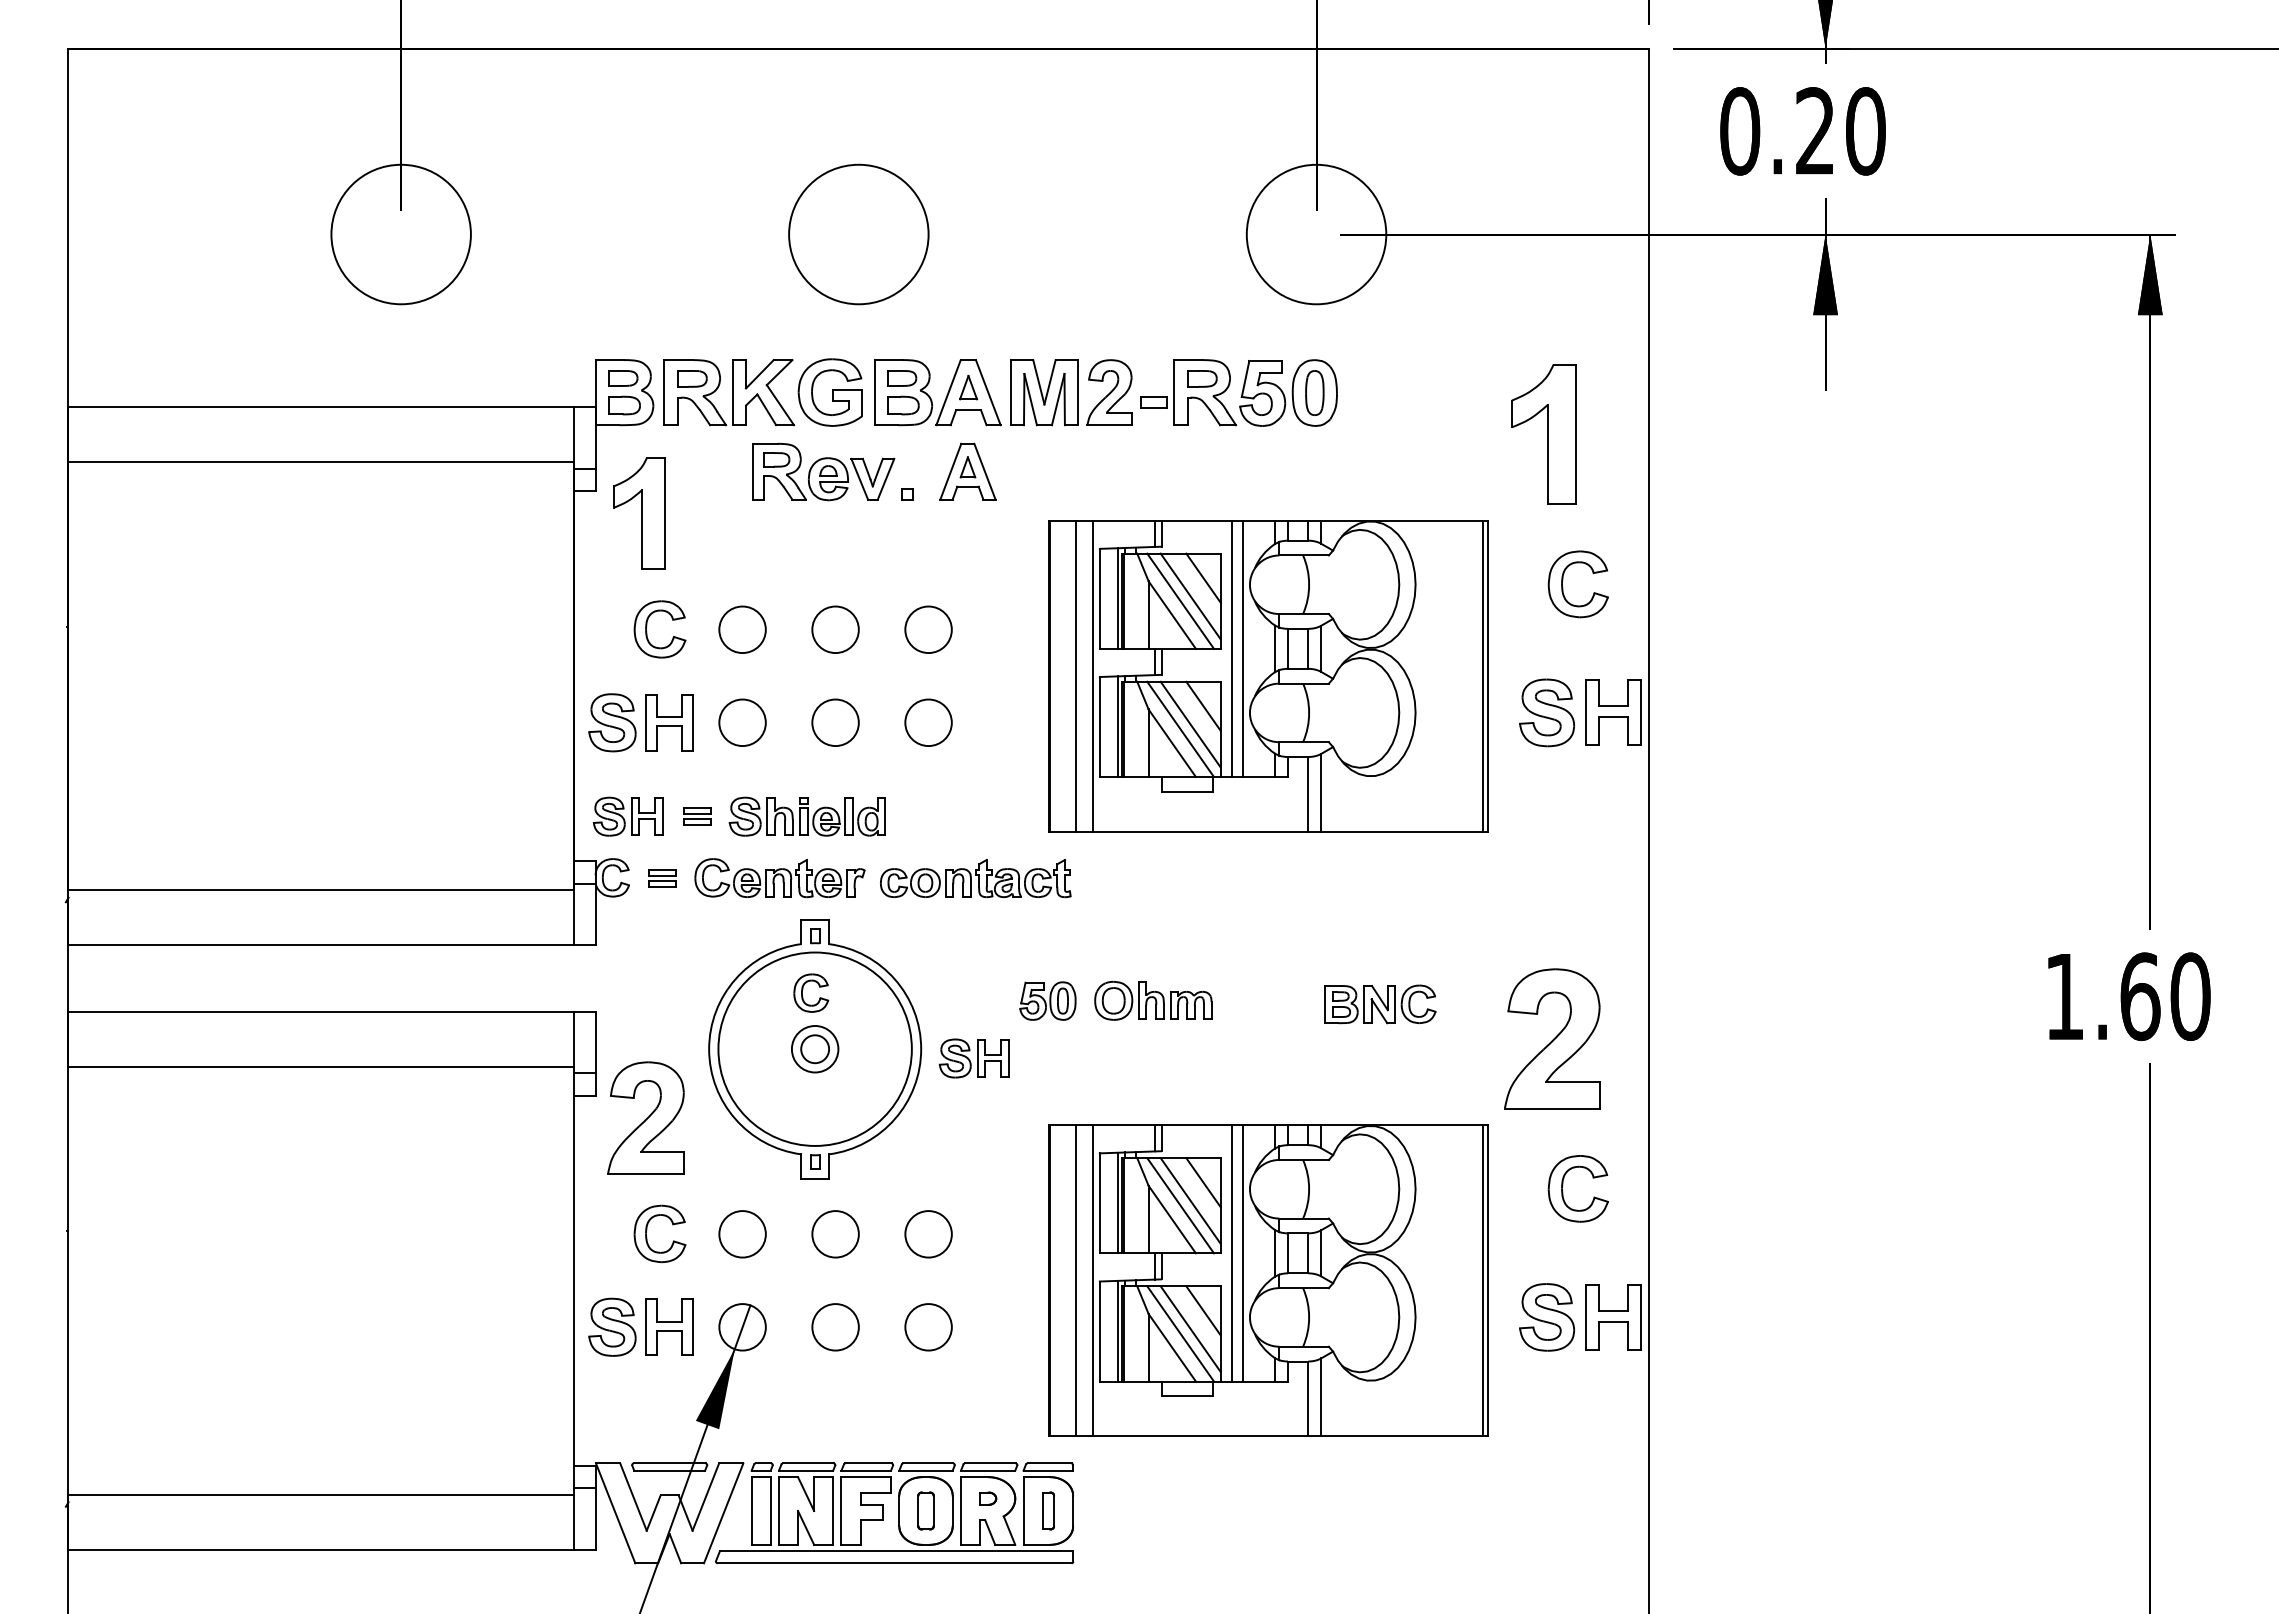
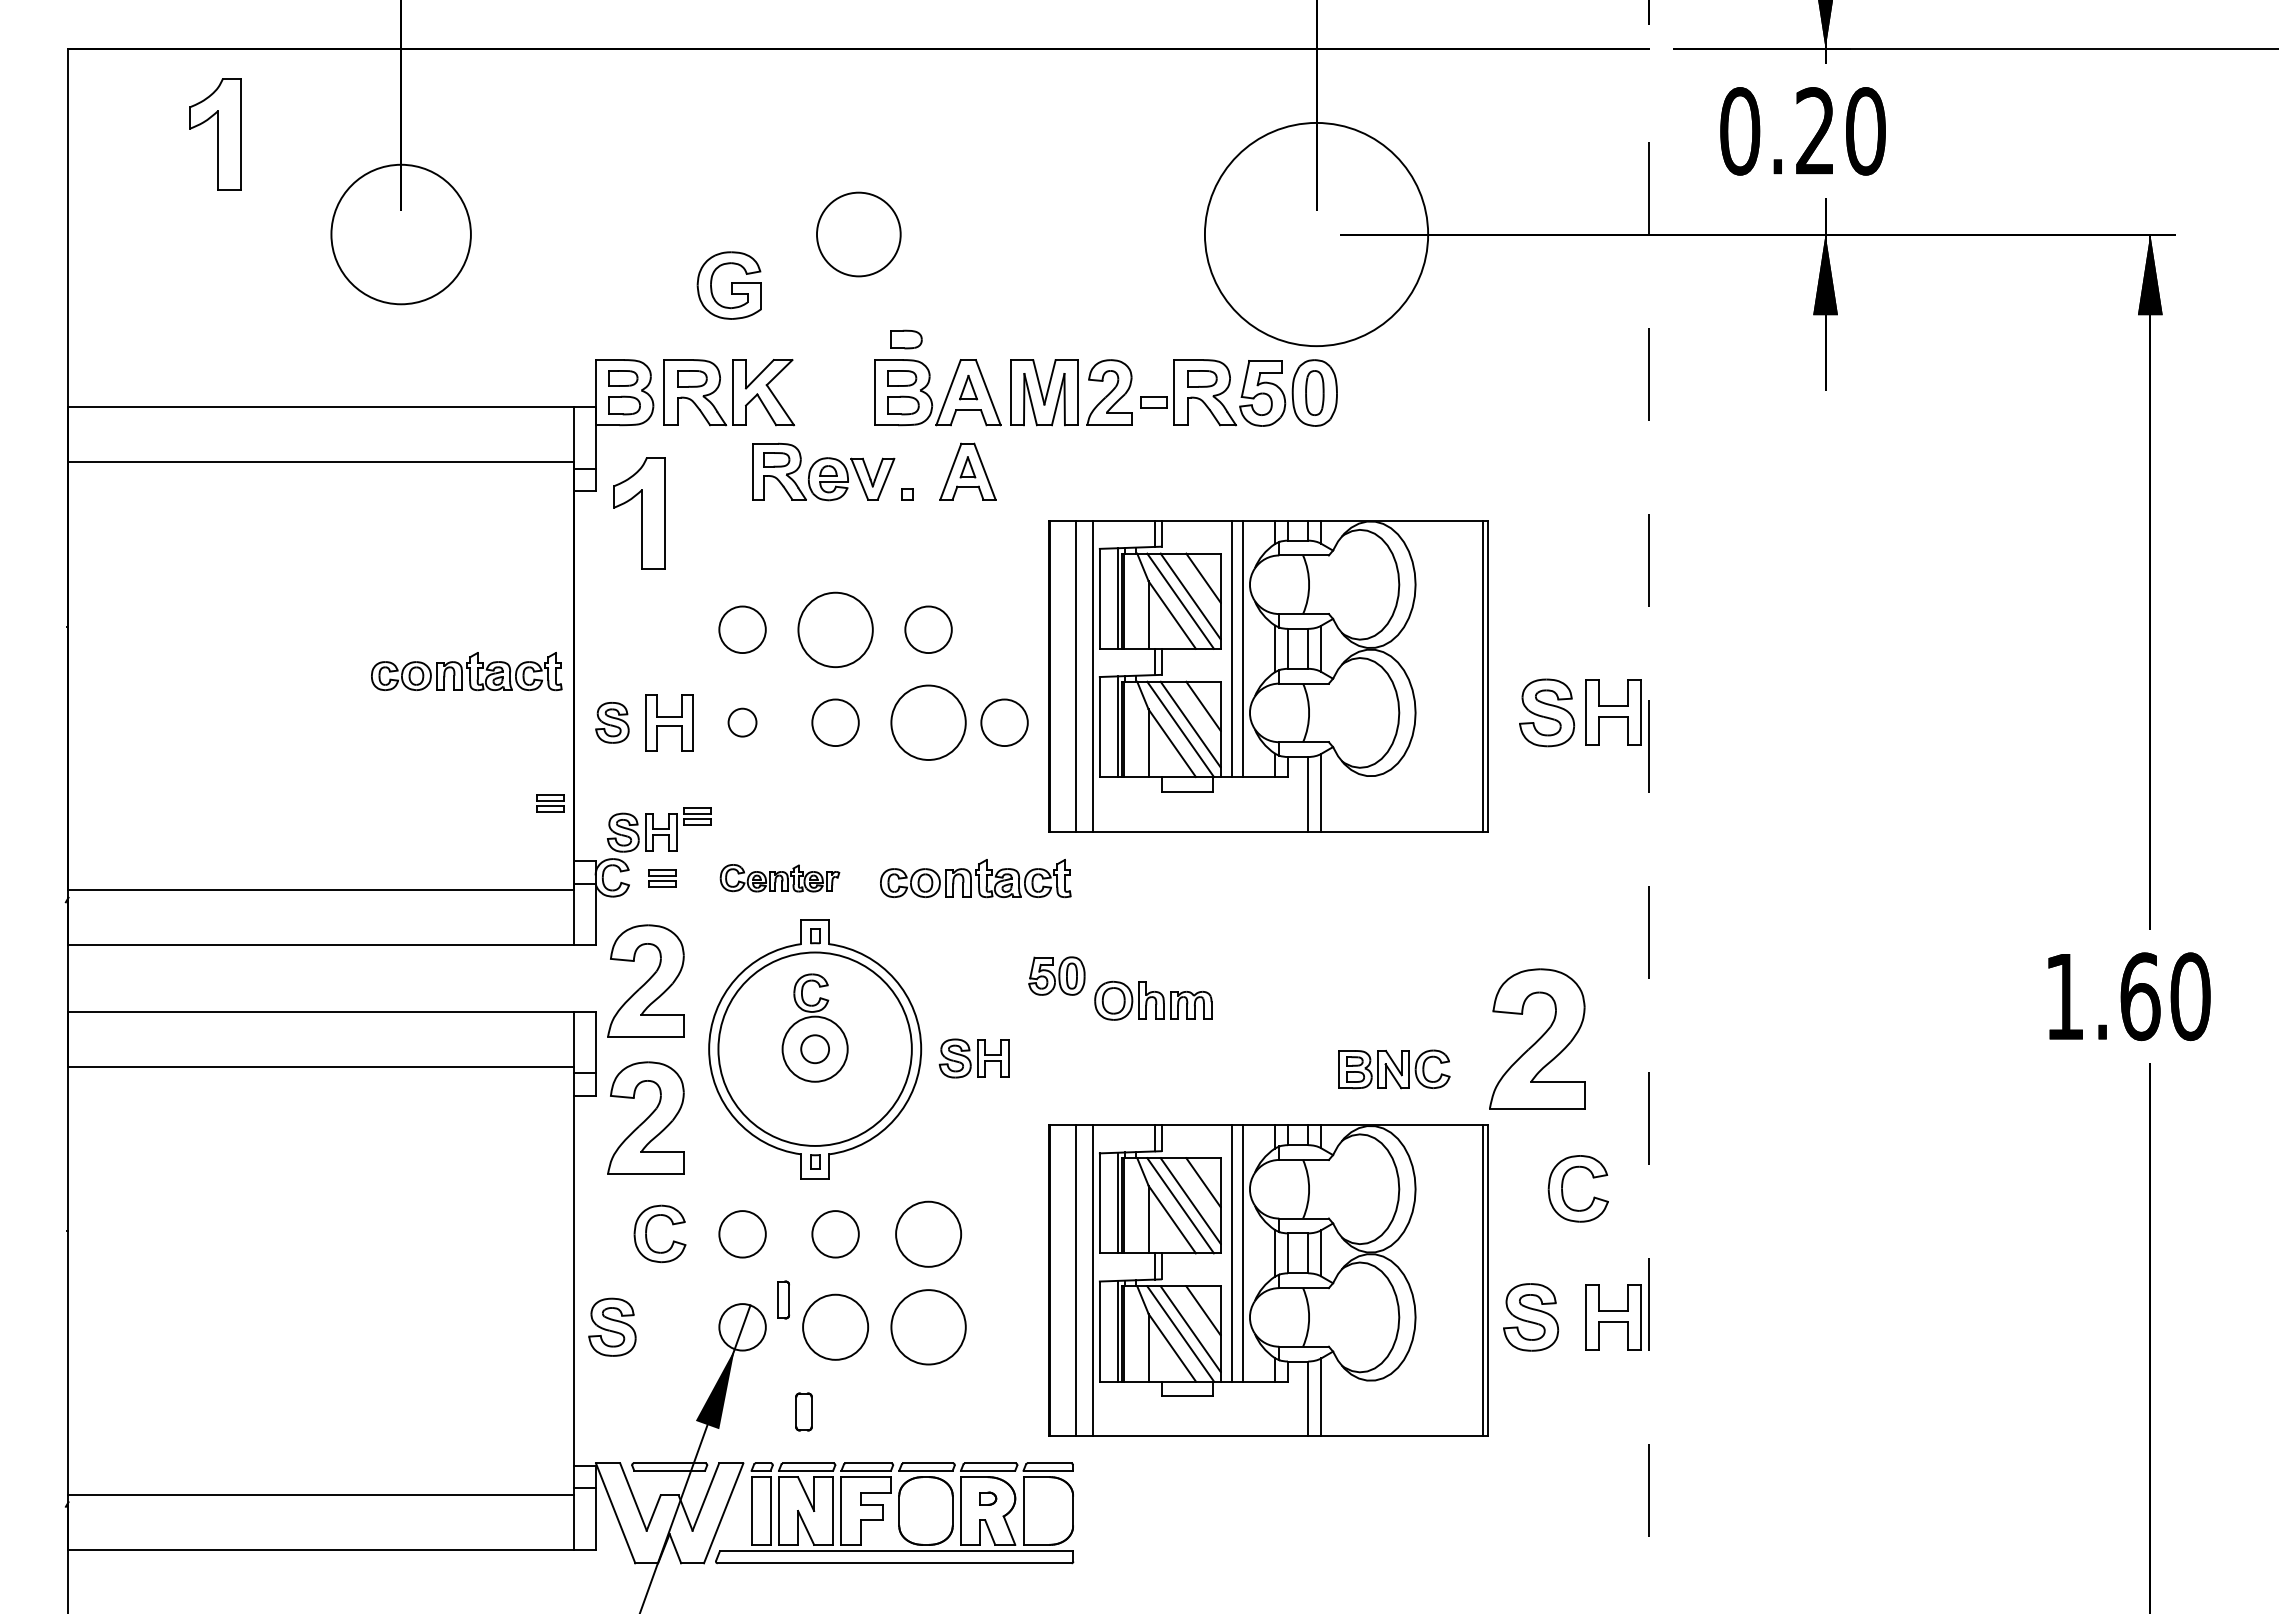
part: none -> present (215, 134)
circle diameter: 140 px -> 84 px (858, 234)
circle diameter: 140 px -> 223 px (1316, 234)
part: none -> present (906, 339)
part position: (829, 392) -> (728, 285) (728, 285)
part: present -> none (1543, 434)
part: present -> none (1563, 587)
part: present -> none (647, 626)
circle size: 49x49 px -> 77x78 px (835, 629)
part: none -> present (466, 671)
part size: 49x60 px -> 35x42 px (612, 722)
circle size: 49x49 px -> 31x31 px (742, 722)
circle diameter: 47 px -> 74 px (928, 722)
circle: none -> present (1004, 722)
part: none -> present (550, 803)
part position: (628, 816) -> (642, 832) (642, 832)
part: present -> none (806, 816)
line: solid -> dashed (1649, 831)
part size: 172x41 px -> 122x29 px (779, 878)
part: none -> present (645, 980)
part position: (1047, 1000) -> (1056, 975) (1056, 975)
part position: (1380, 1004) -> (1394, 1069) (1394, 1069)
part position: (1552, 1038) -> (1537, 1038) (1537, 1038)
circle diameter: 47 px -> 65 px (814, 1048)
circle diameter: 47 px -> 65 px (928, 1233)
part position: (1547, 1317) -> (1531, 1317) (1531, 1317)
part: present -> none (669, 1326)
circle diameter: 47 px -> 65 px (835, 1326)
circle diameter: 47 px -> 74 px (928, 1327)
part position: (925, 1510) -> (803, 1411) (803, 1411)
part position: (1048, 1510) -> (783, 1299) (783, 1299)
